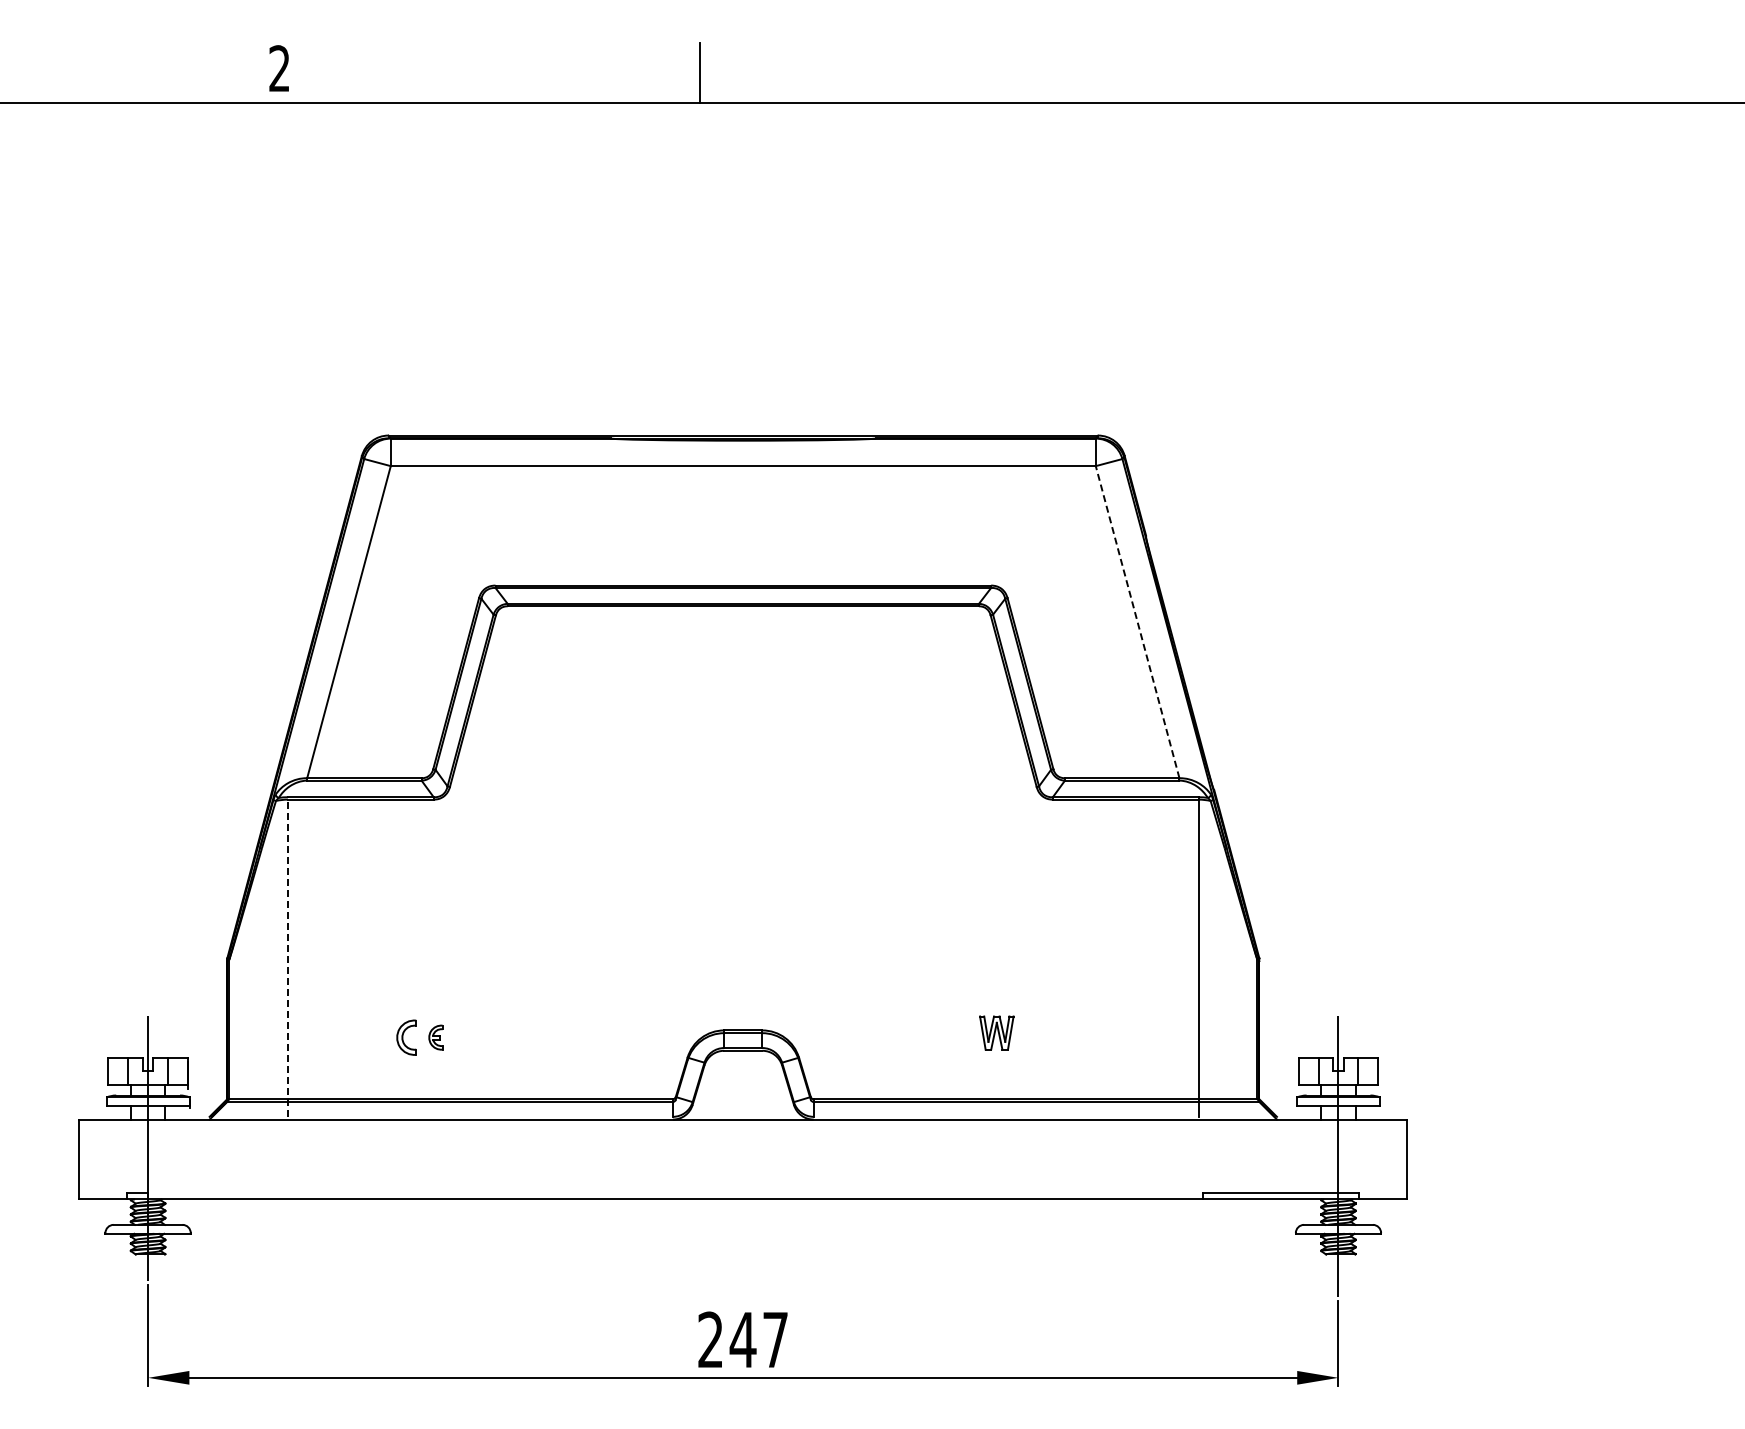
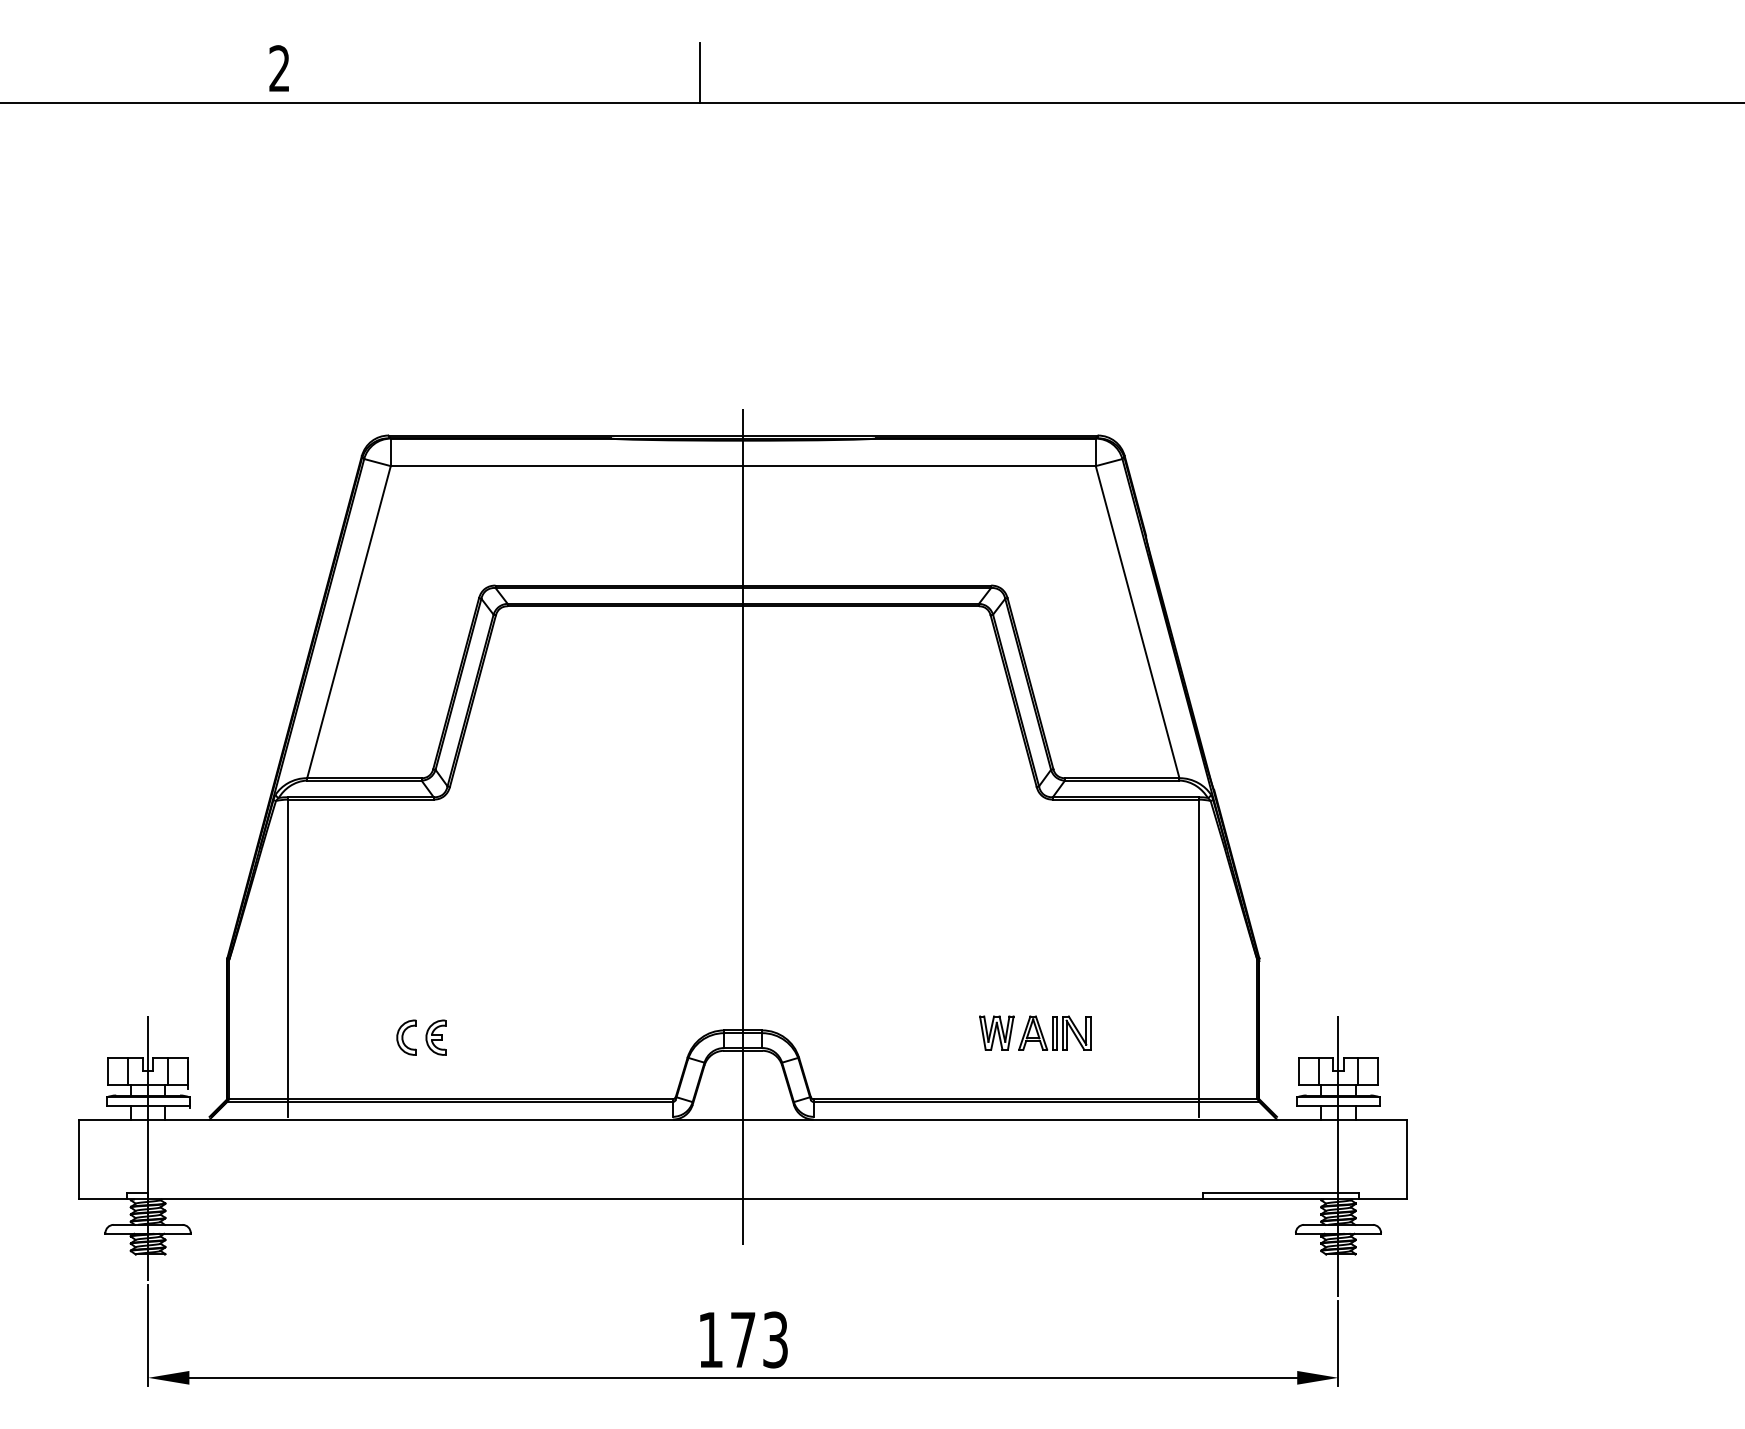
line: dashed -> solid (1137, 622)
line: none -> present (743, 827)
line: dashed -> solid (287, 957)
part: none -> present (1054, 1032)
part size: 16x27 px -> 22x37 px (435, 1037)
text: 247 -> 173 (742, 1339)
